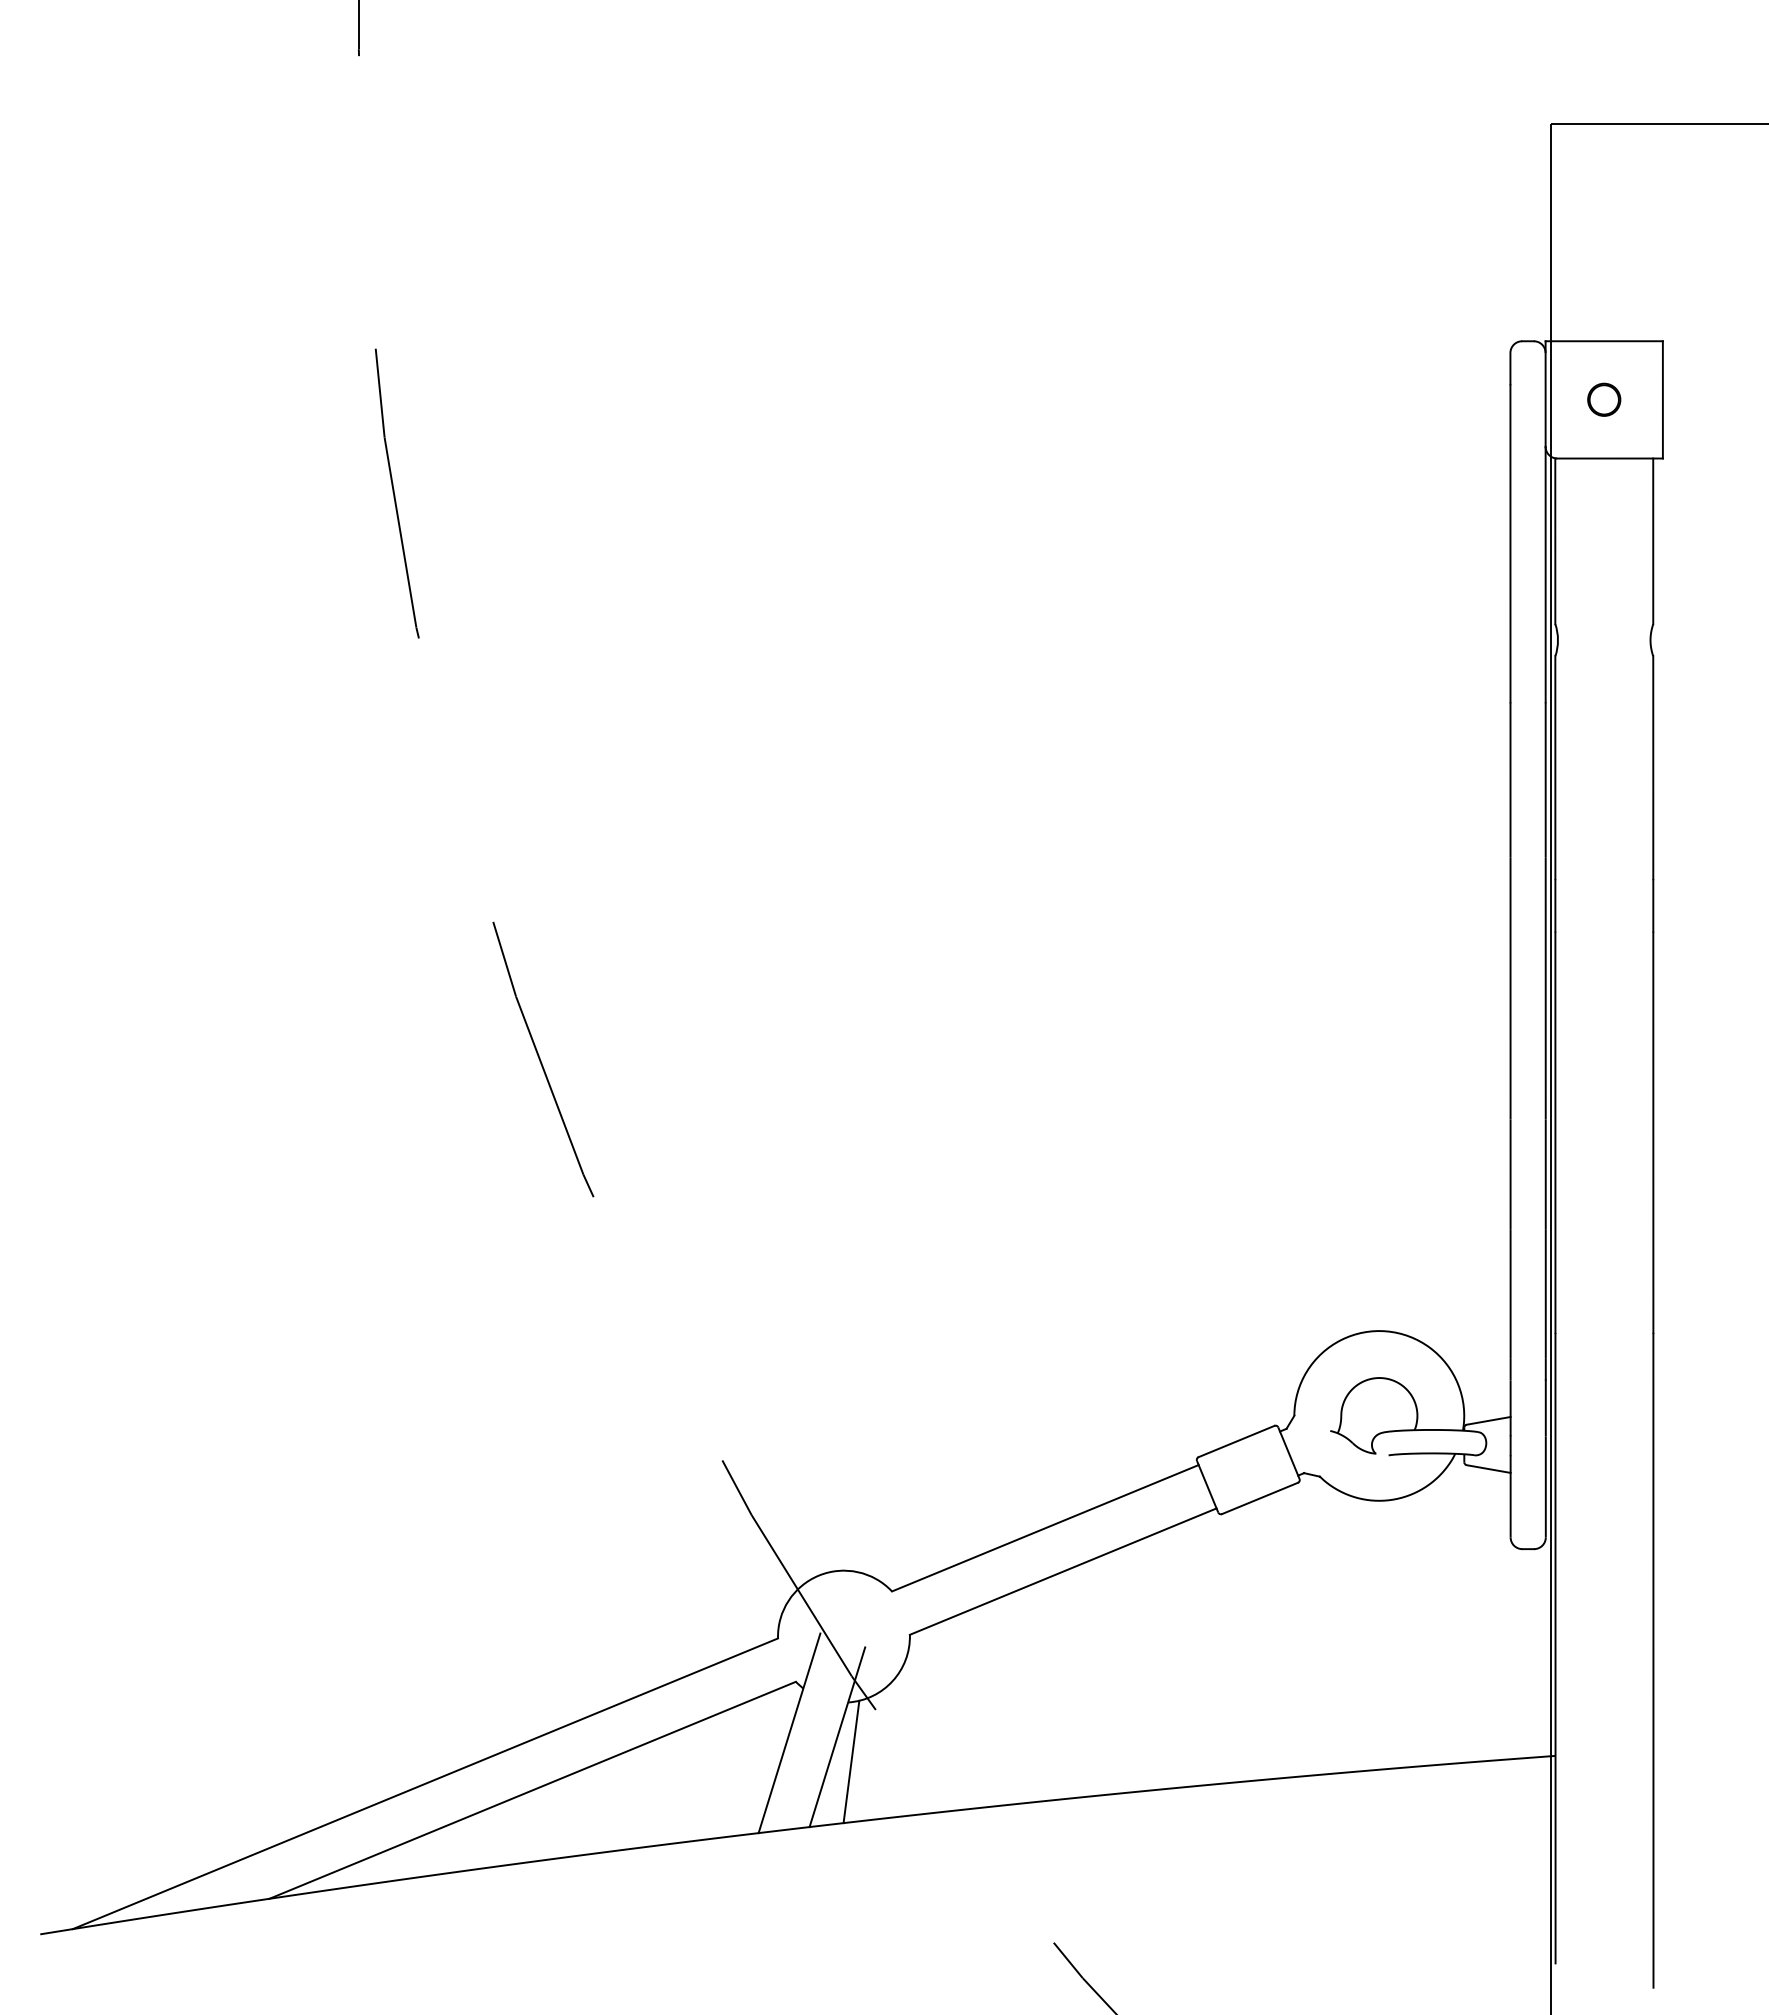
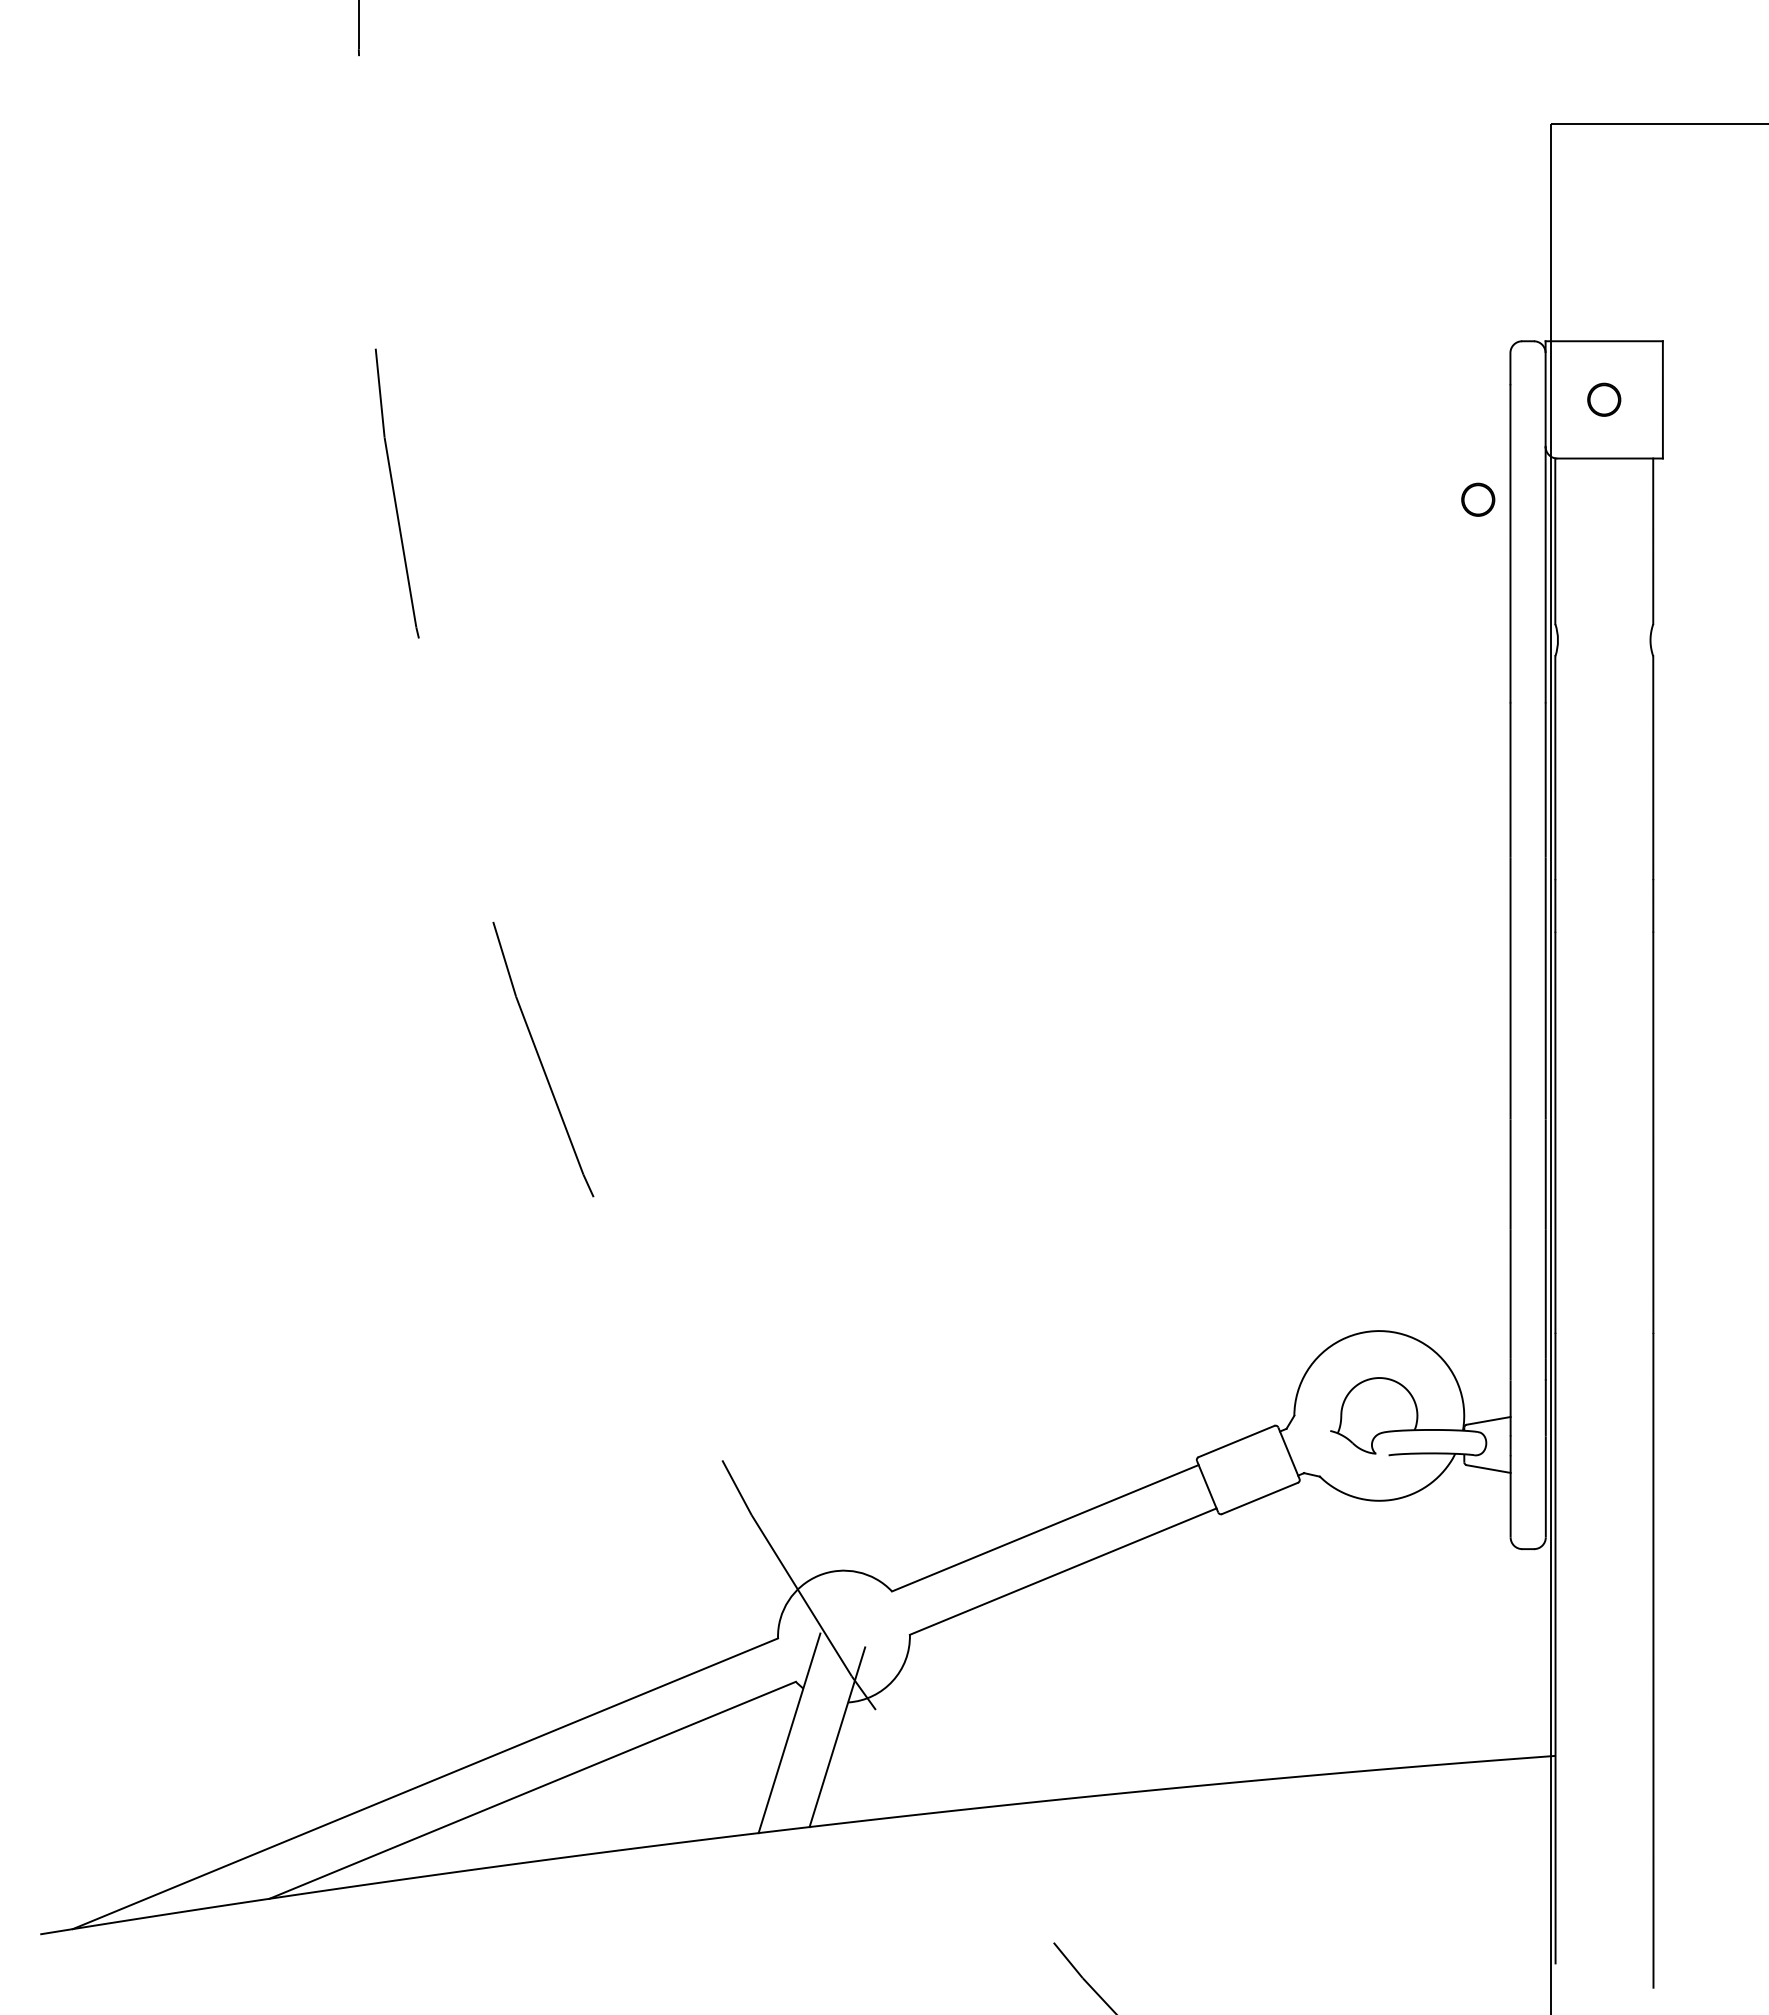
part: none -> present (1478, 499)
line: present -> none (851, 1761)
